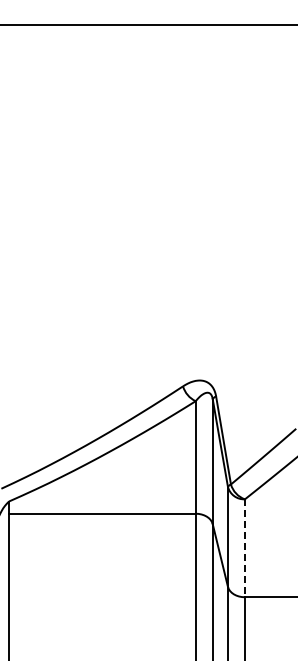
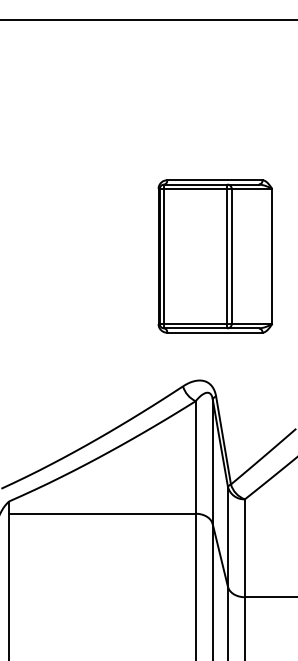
line position: (148, 24) -> (148, 19) (148, 19)
part: none -> present (214, 256)
line: dashed -> solid (244, 548)
